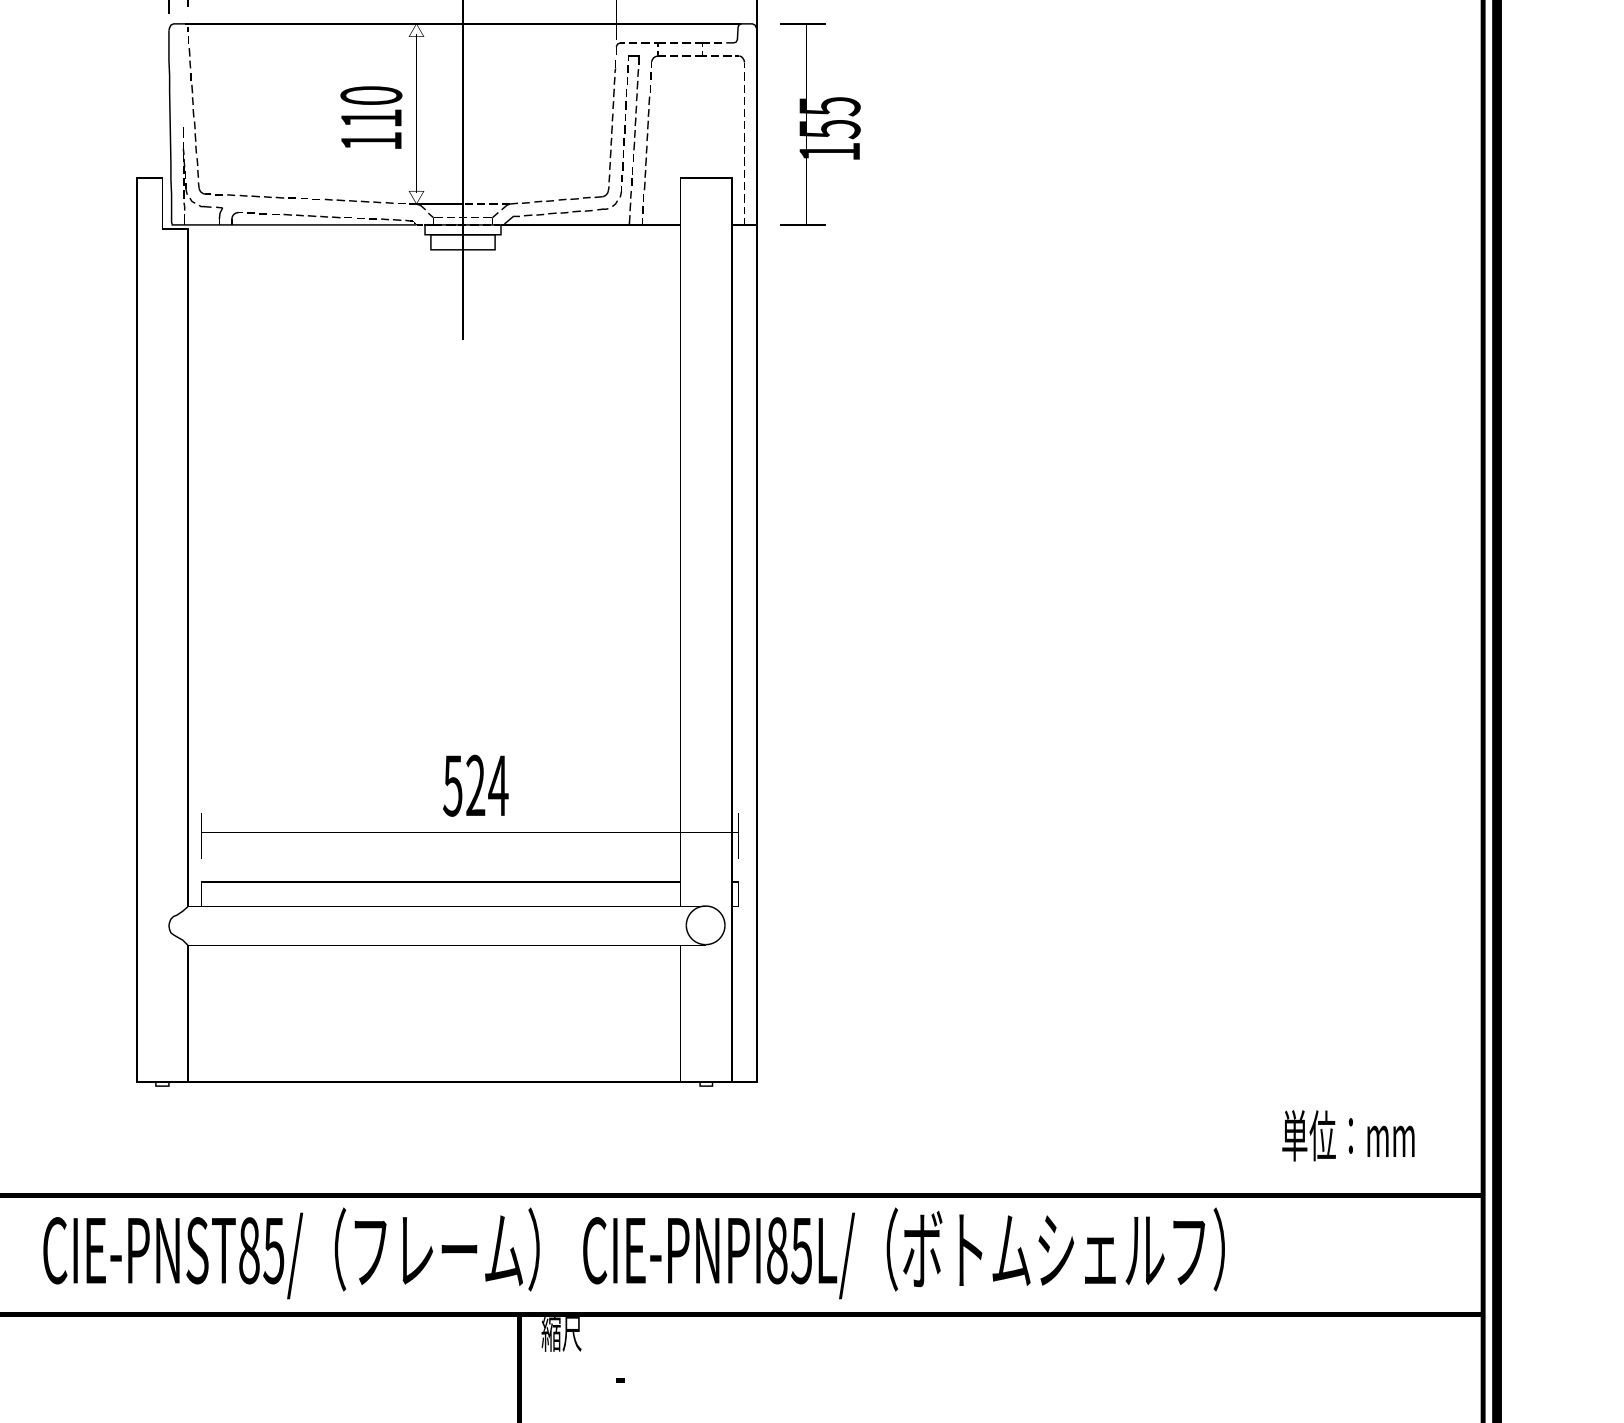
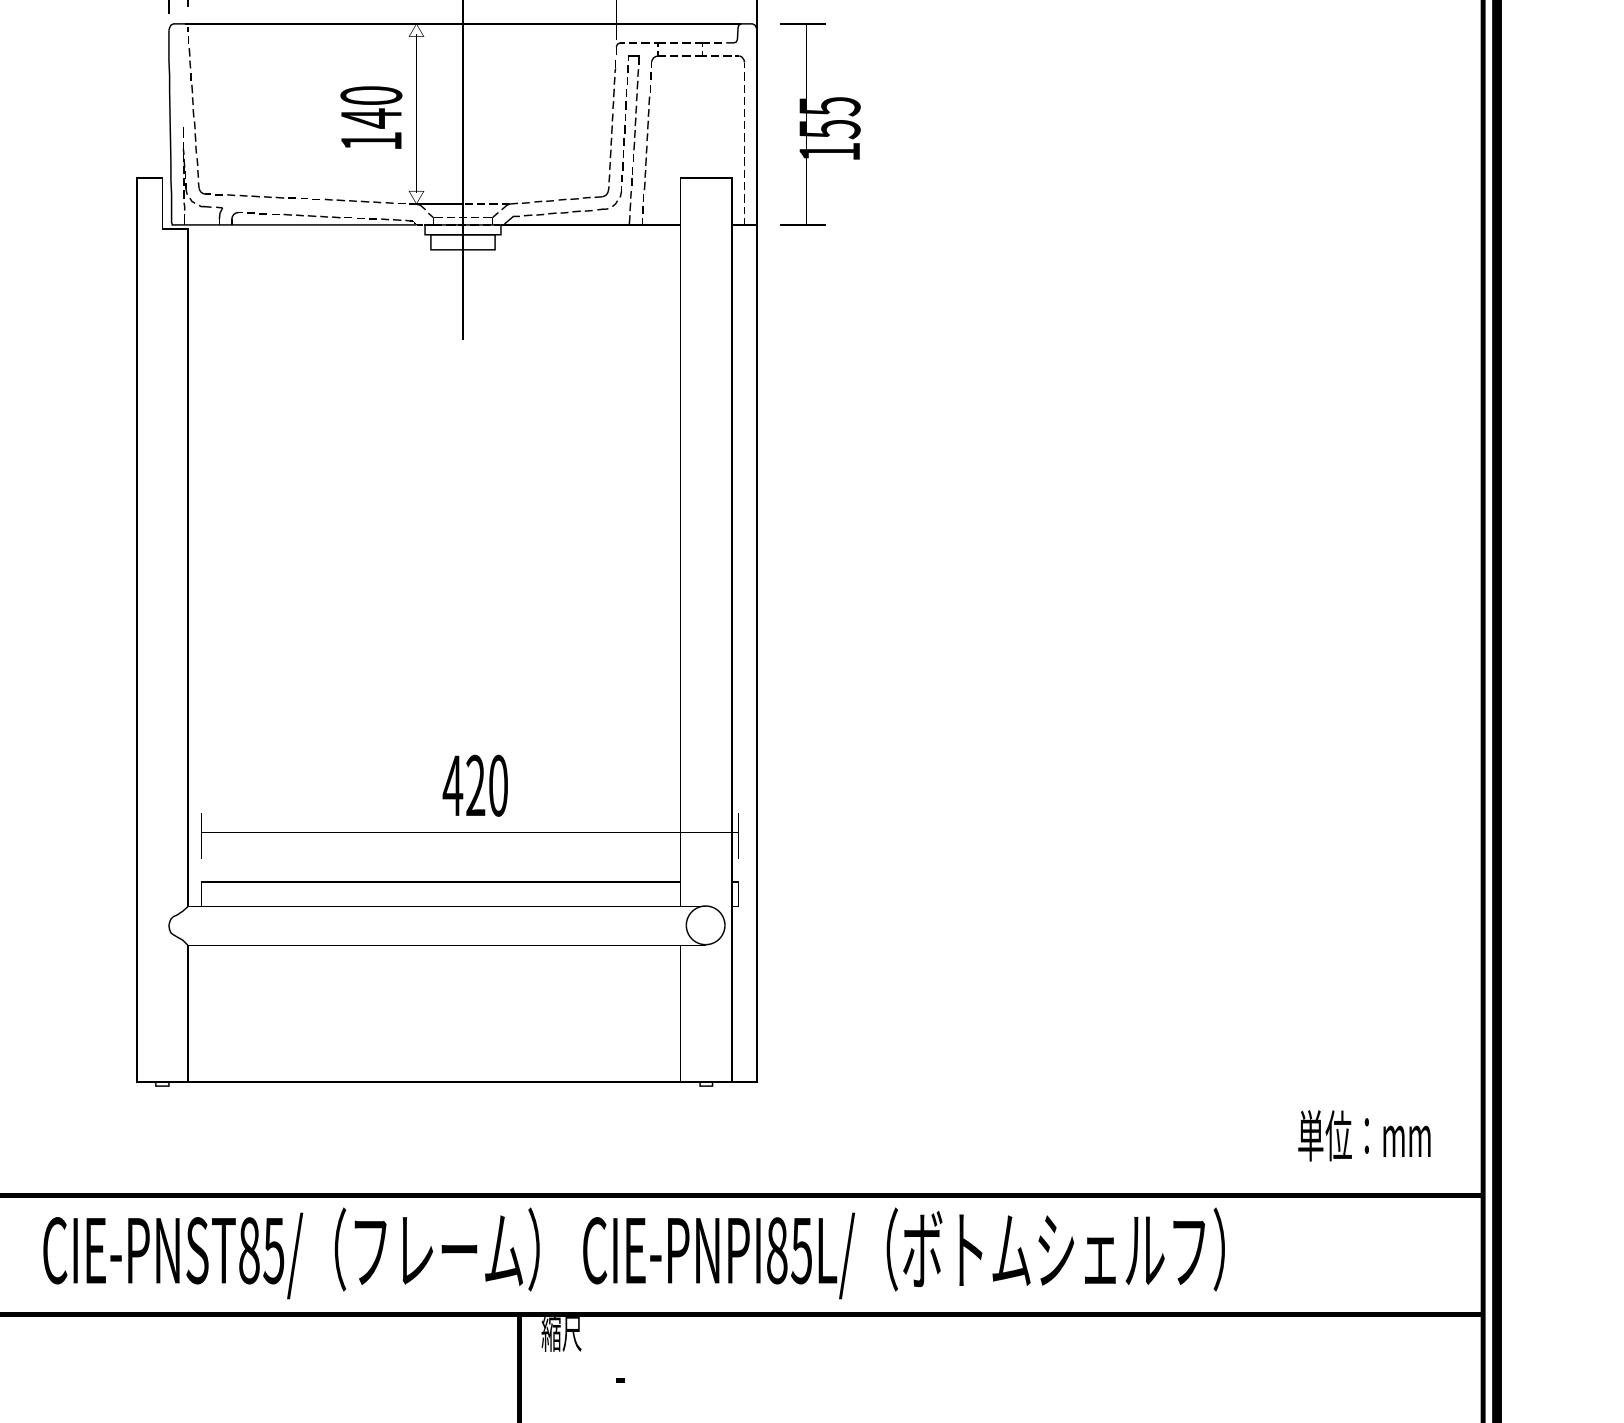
text: 110 -> 140 (371, 118)
text: 524 -> 420 (475, 785)
text position: (1348, 1135) -> (1364, 1135) (1364, 1135)
